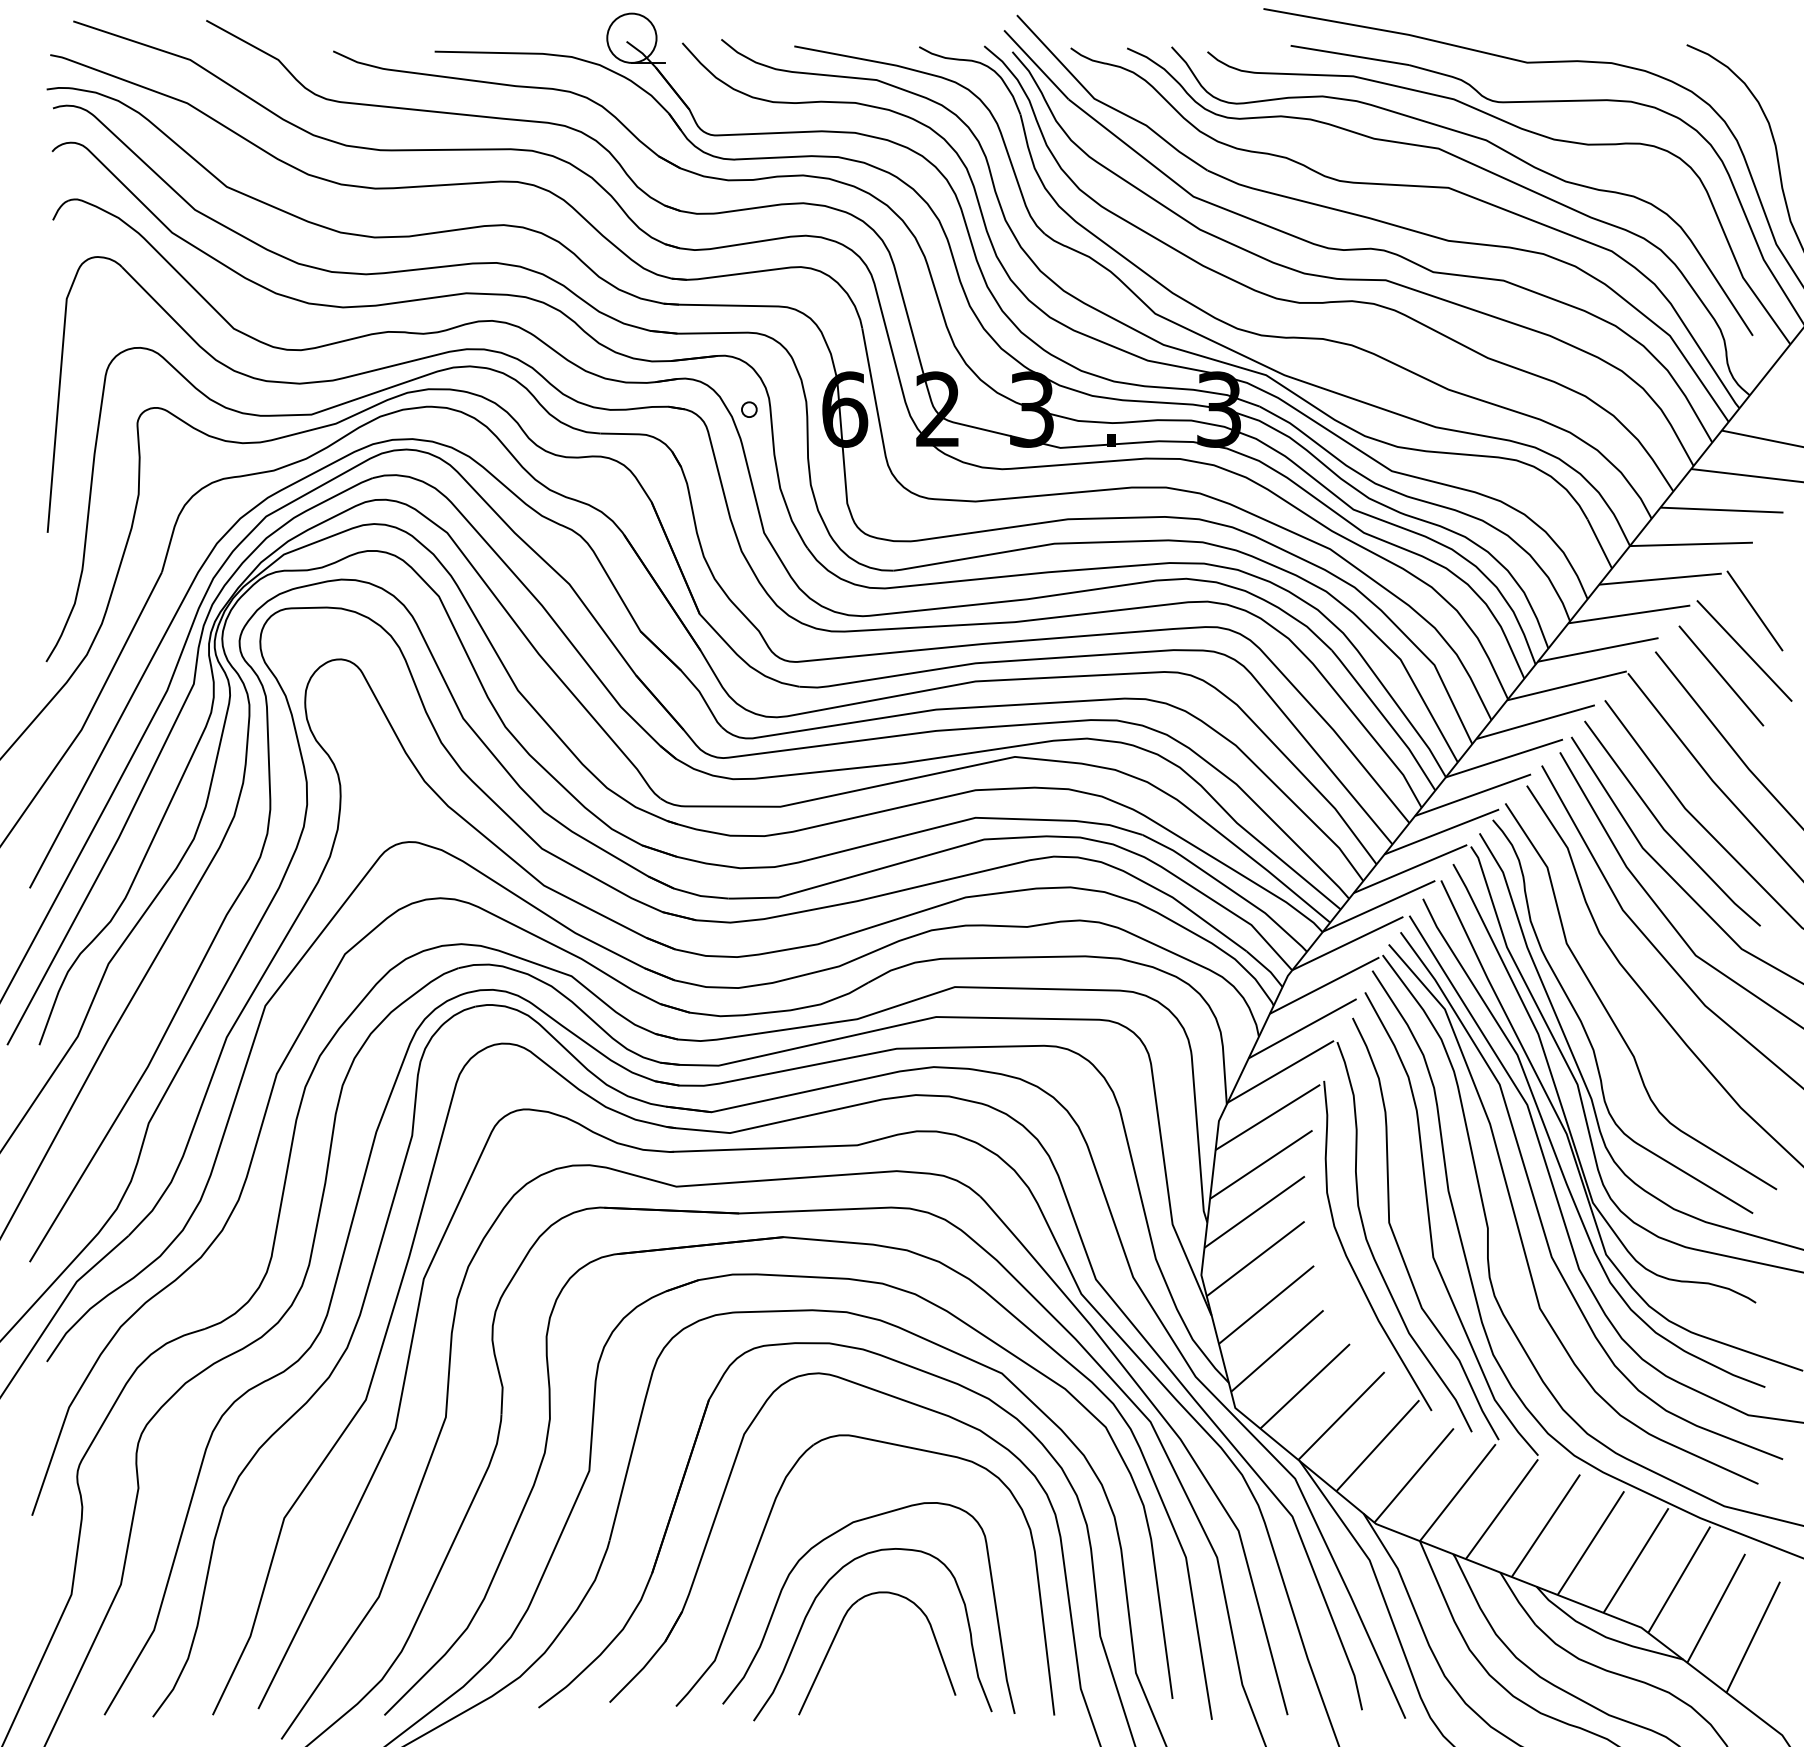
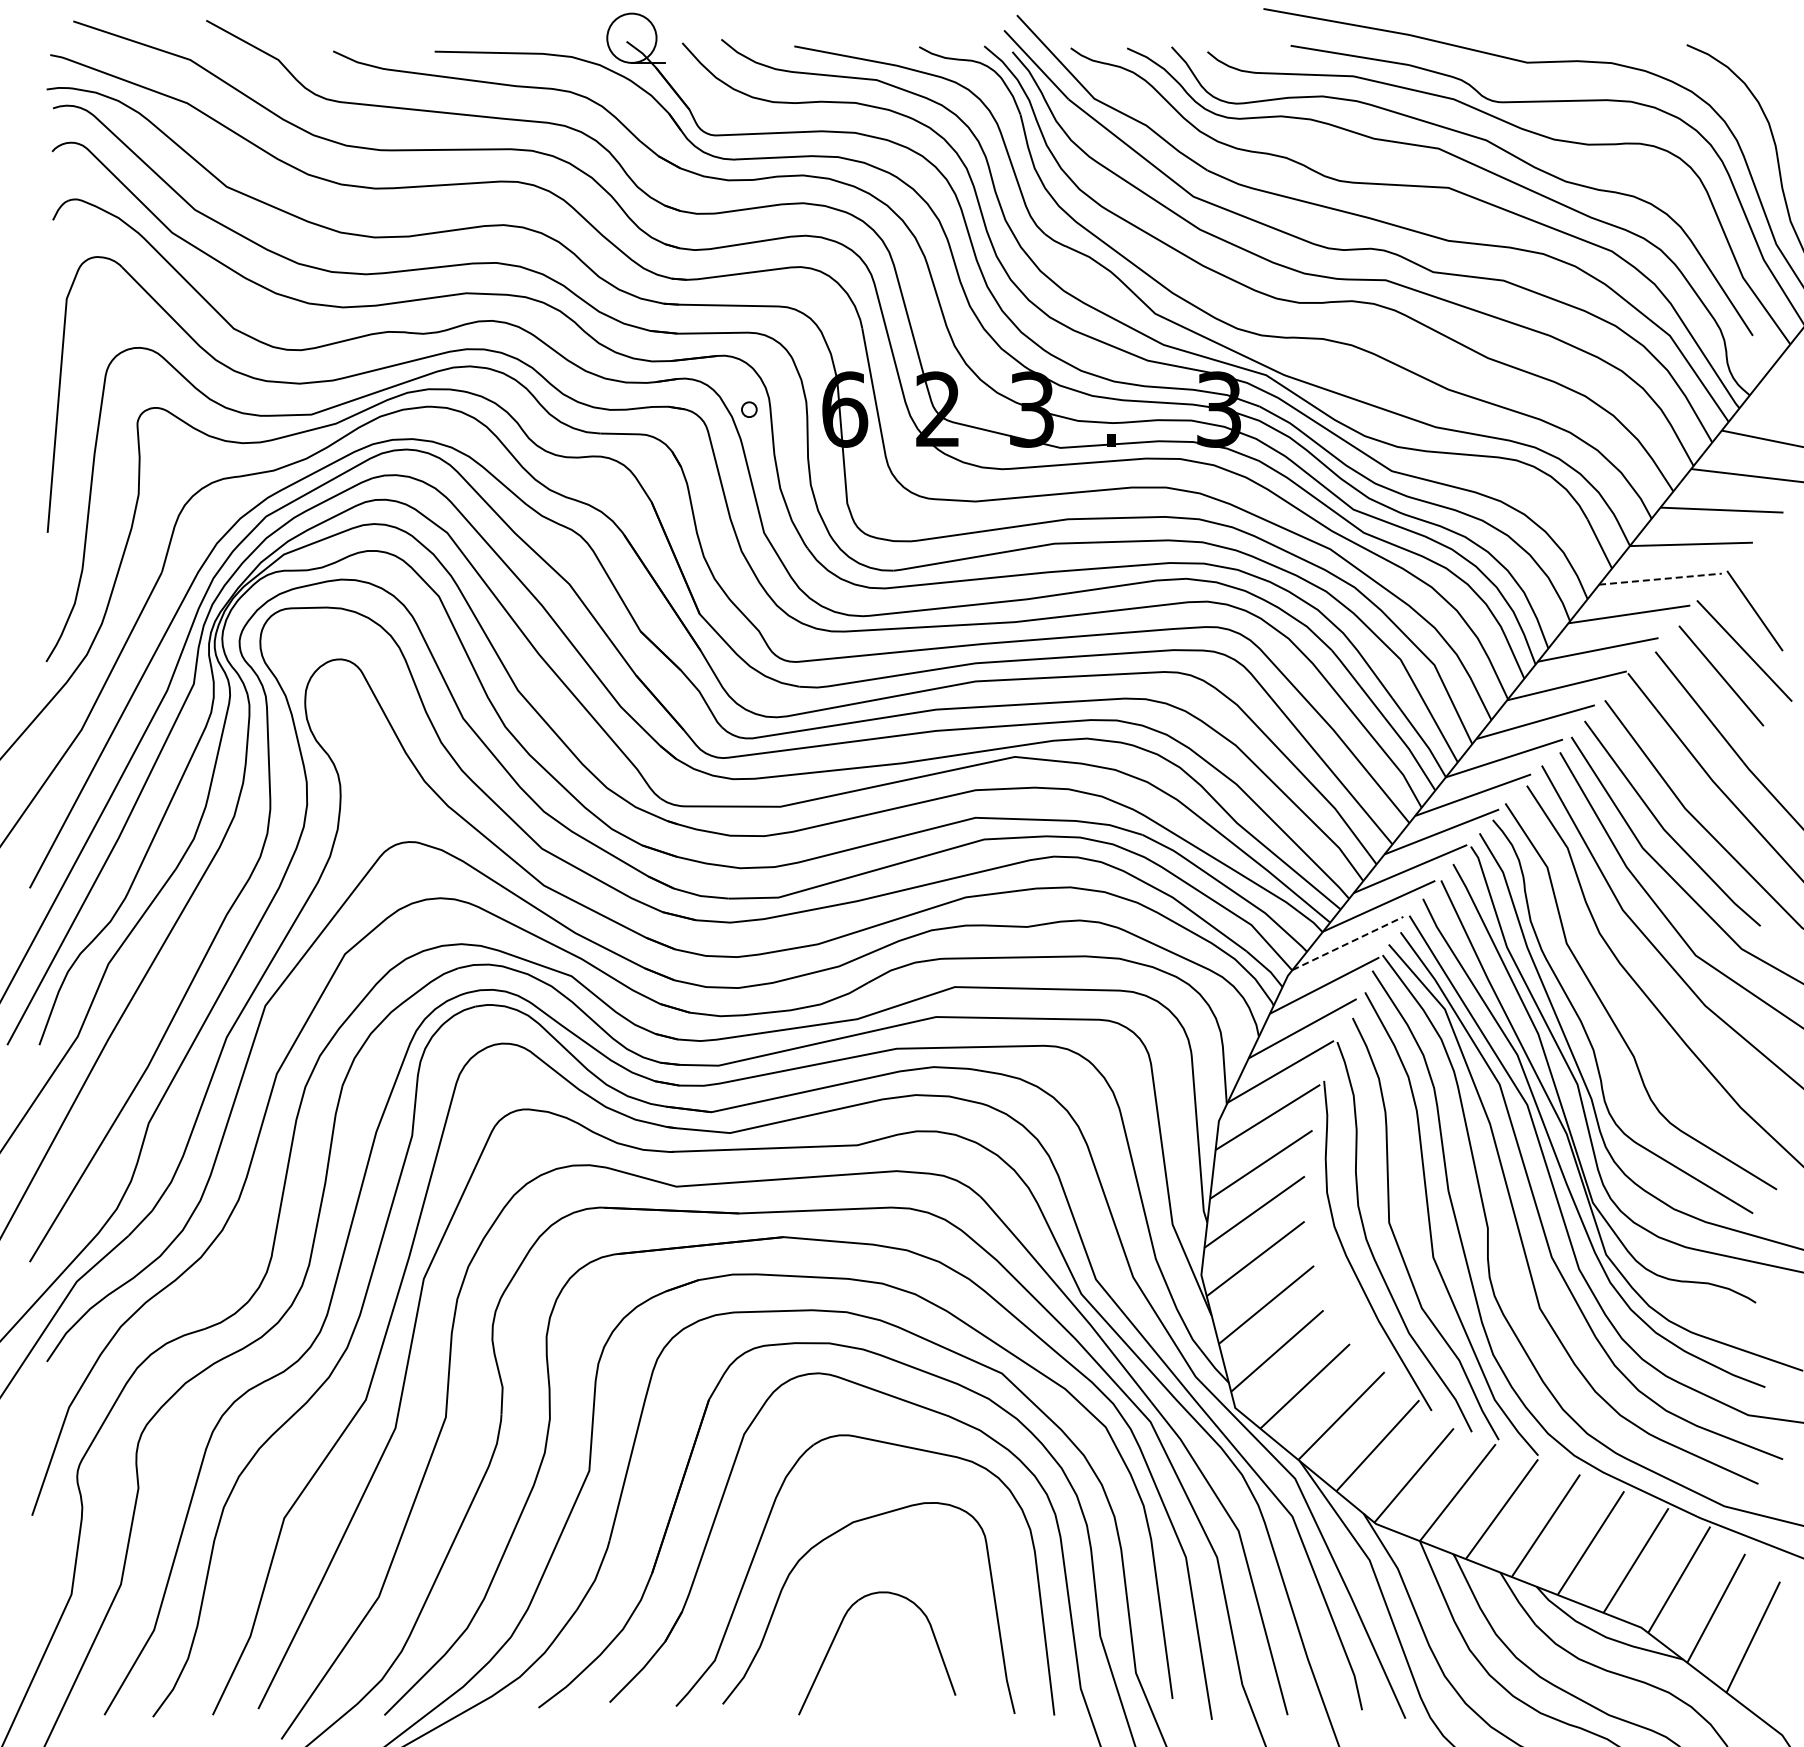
line: solid -> dashed (1660, 579)
line: solid -> dashed (1347, 943)
curve: present -> none (813, 1604)
